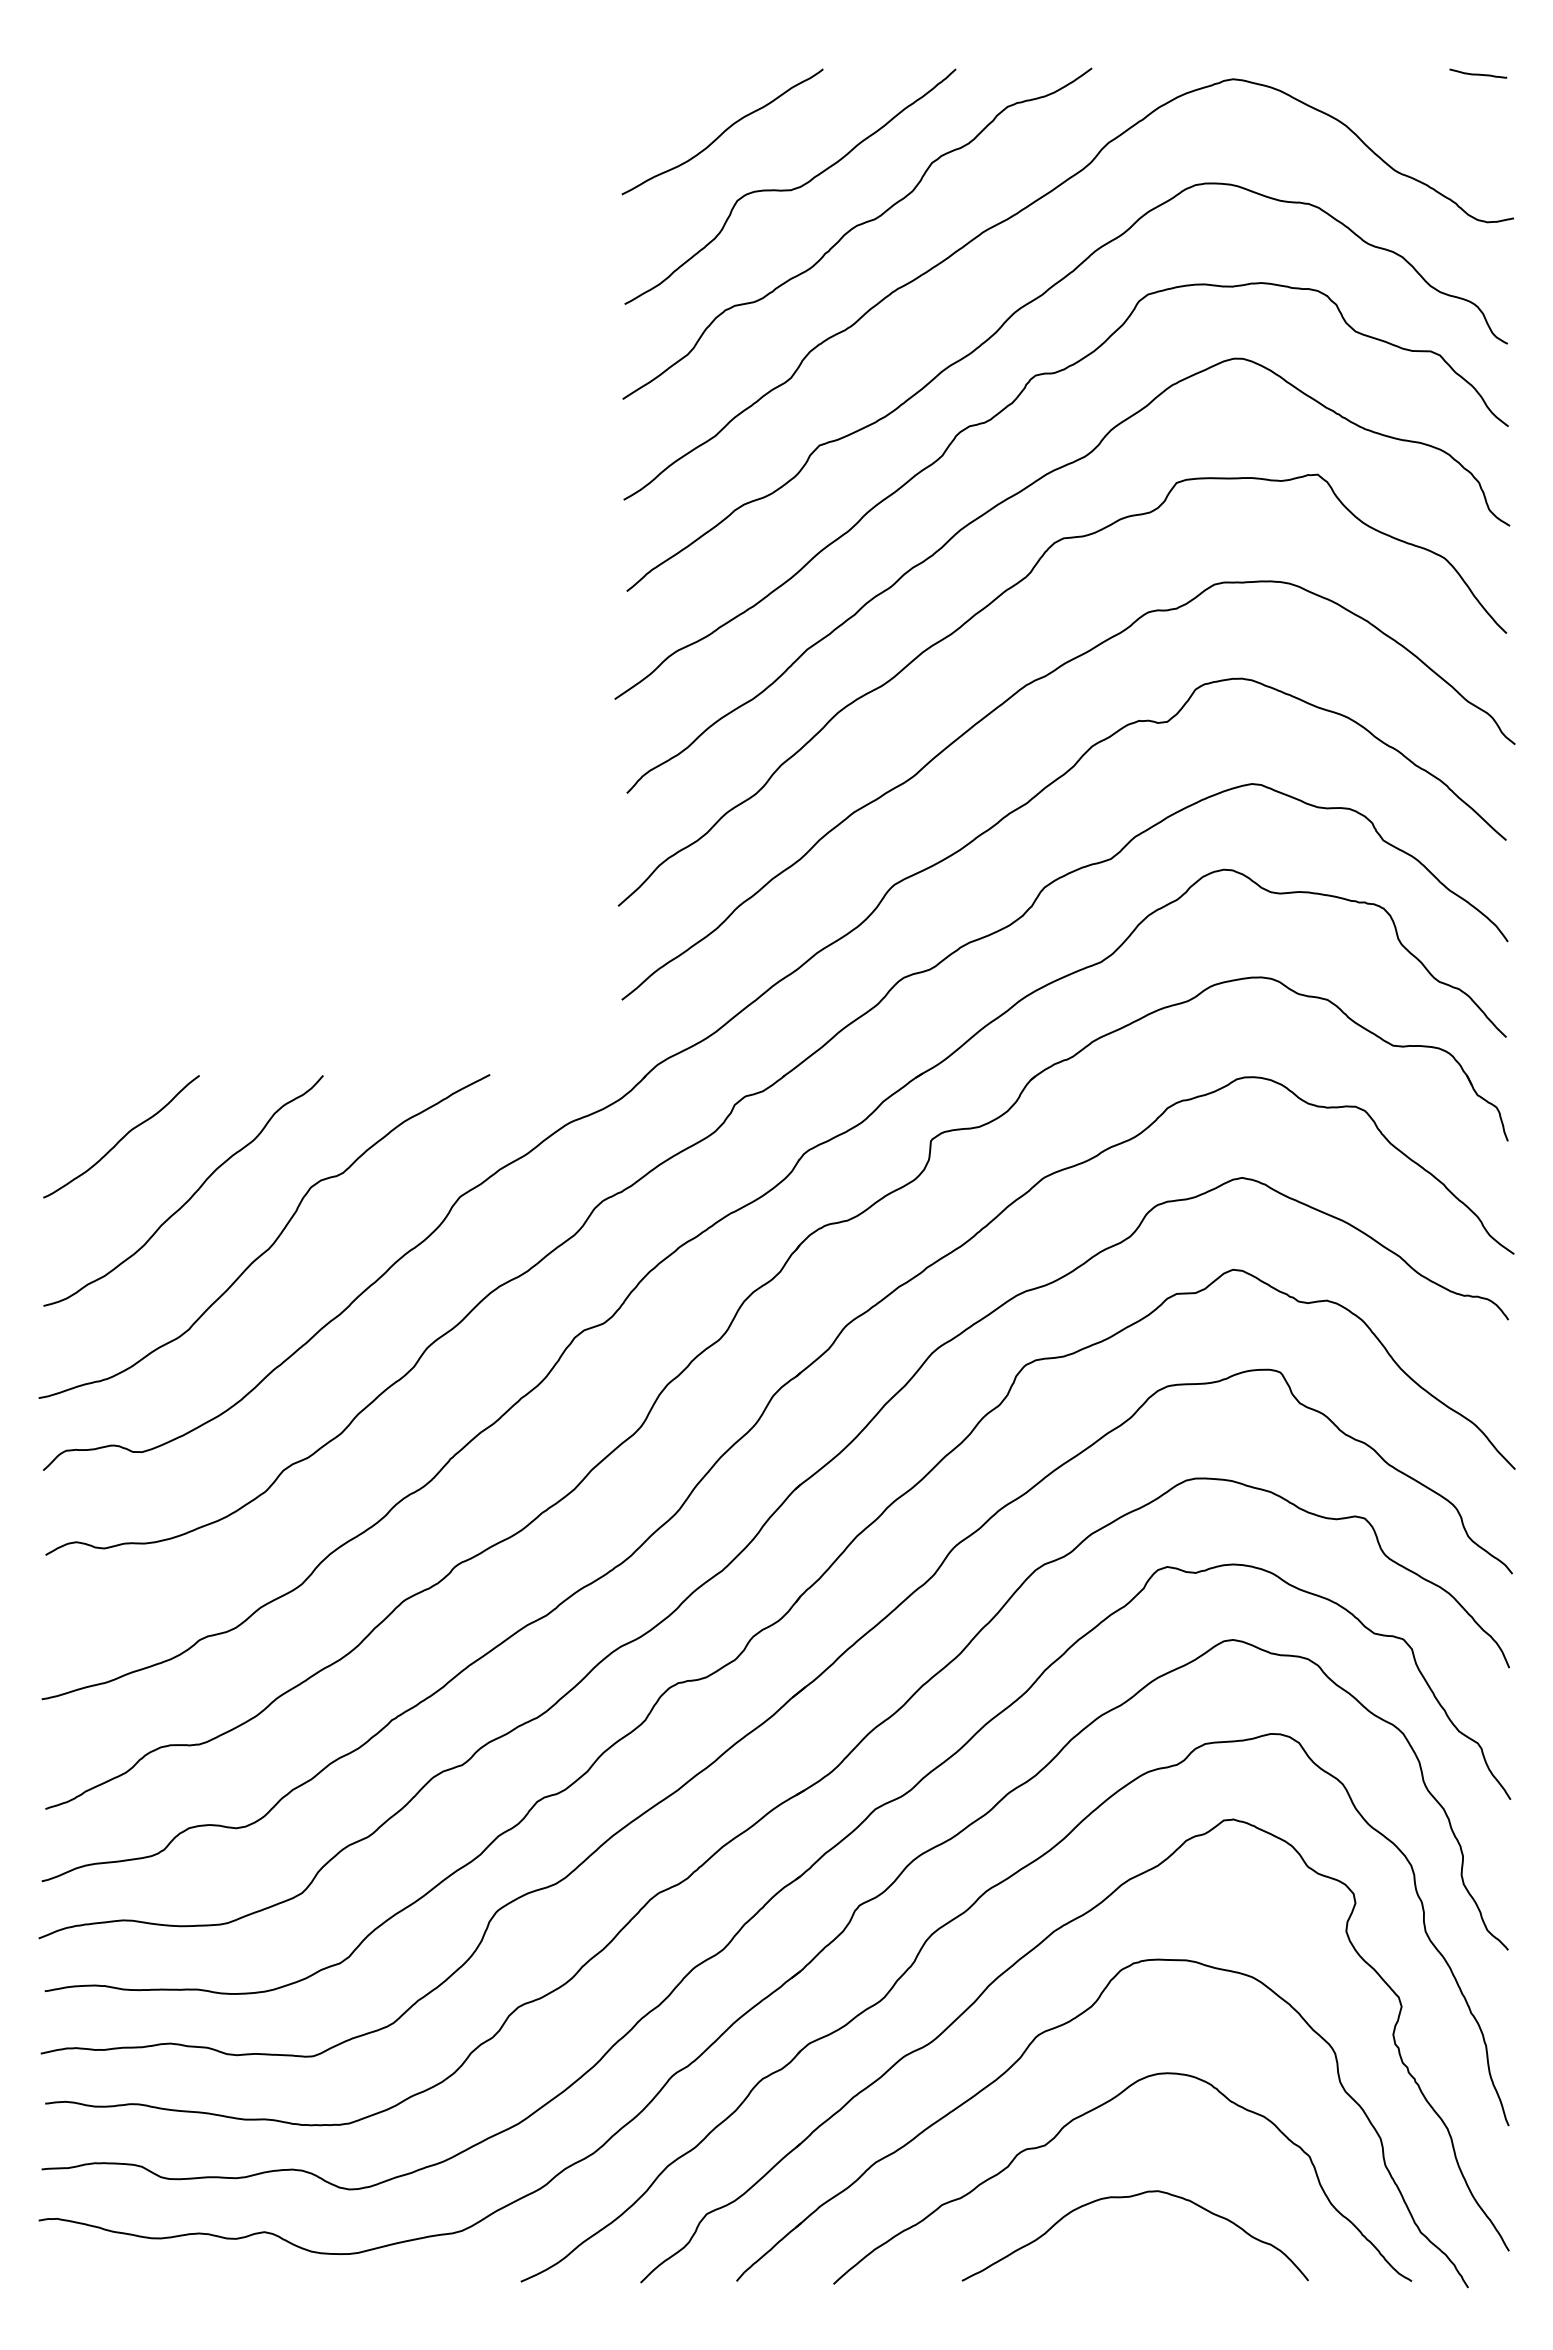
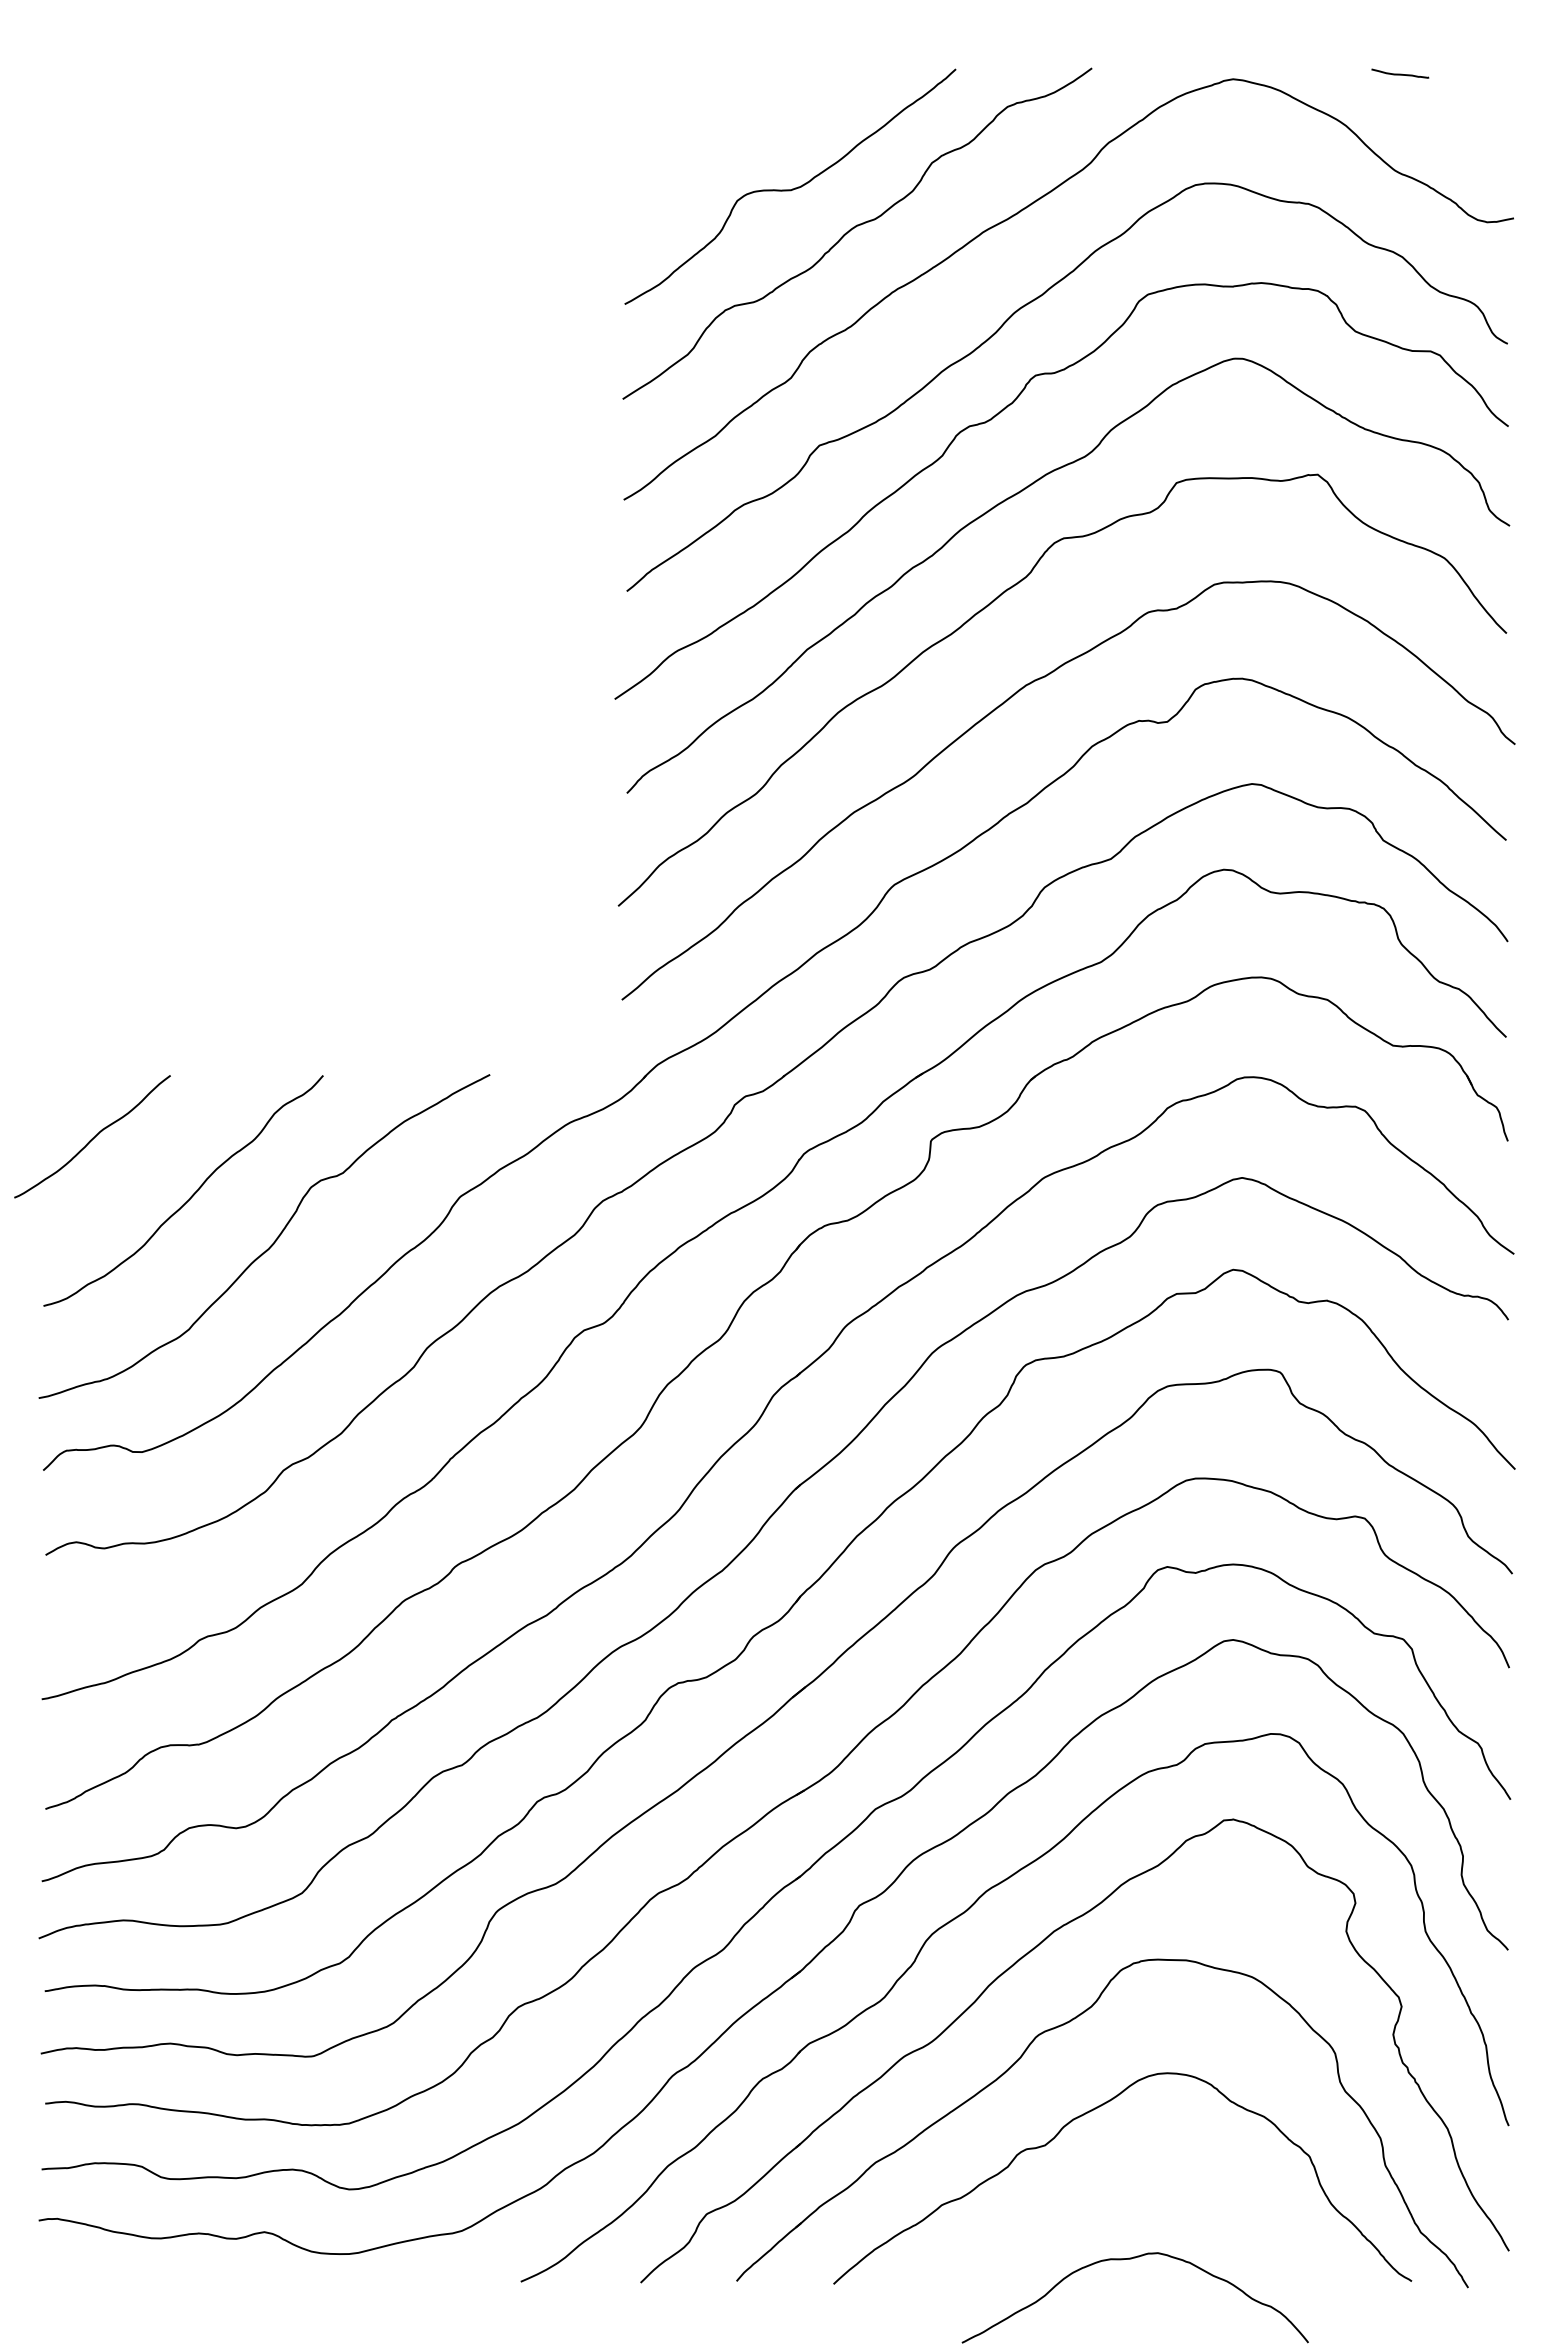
curve position: (1478, 73) -> (1400, 73) (1400, 73)
curve: present -> none (723, 131)
curve position: (122, 1137) -> (93, 1137) (93, 1137)
curve position: (1131, 2197) -> (1131, 2259) (1131, 2259)
